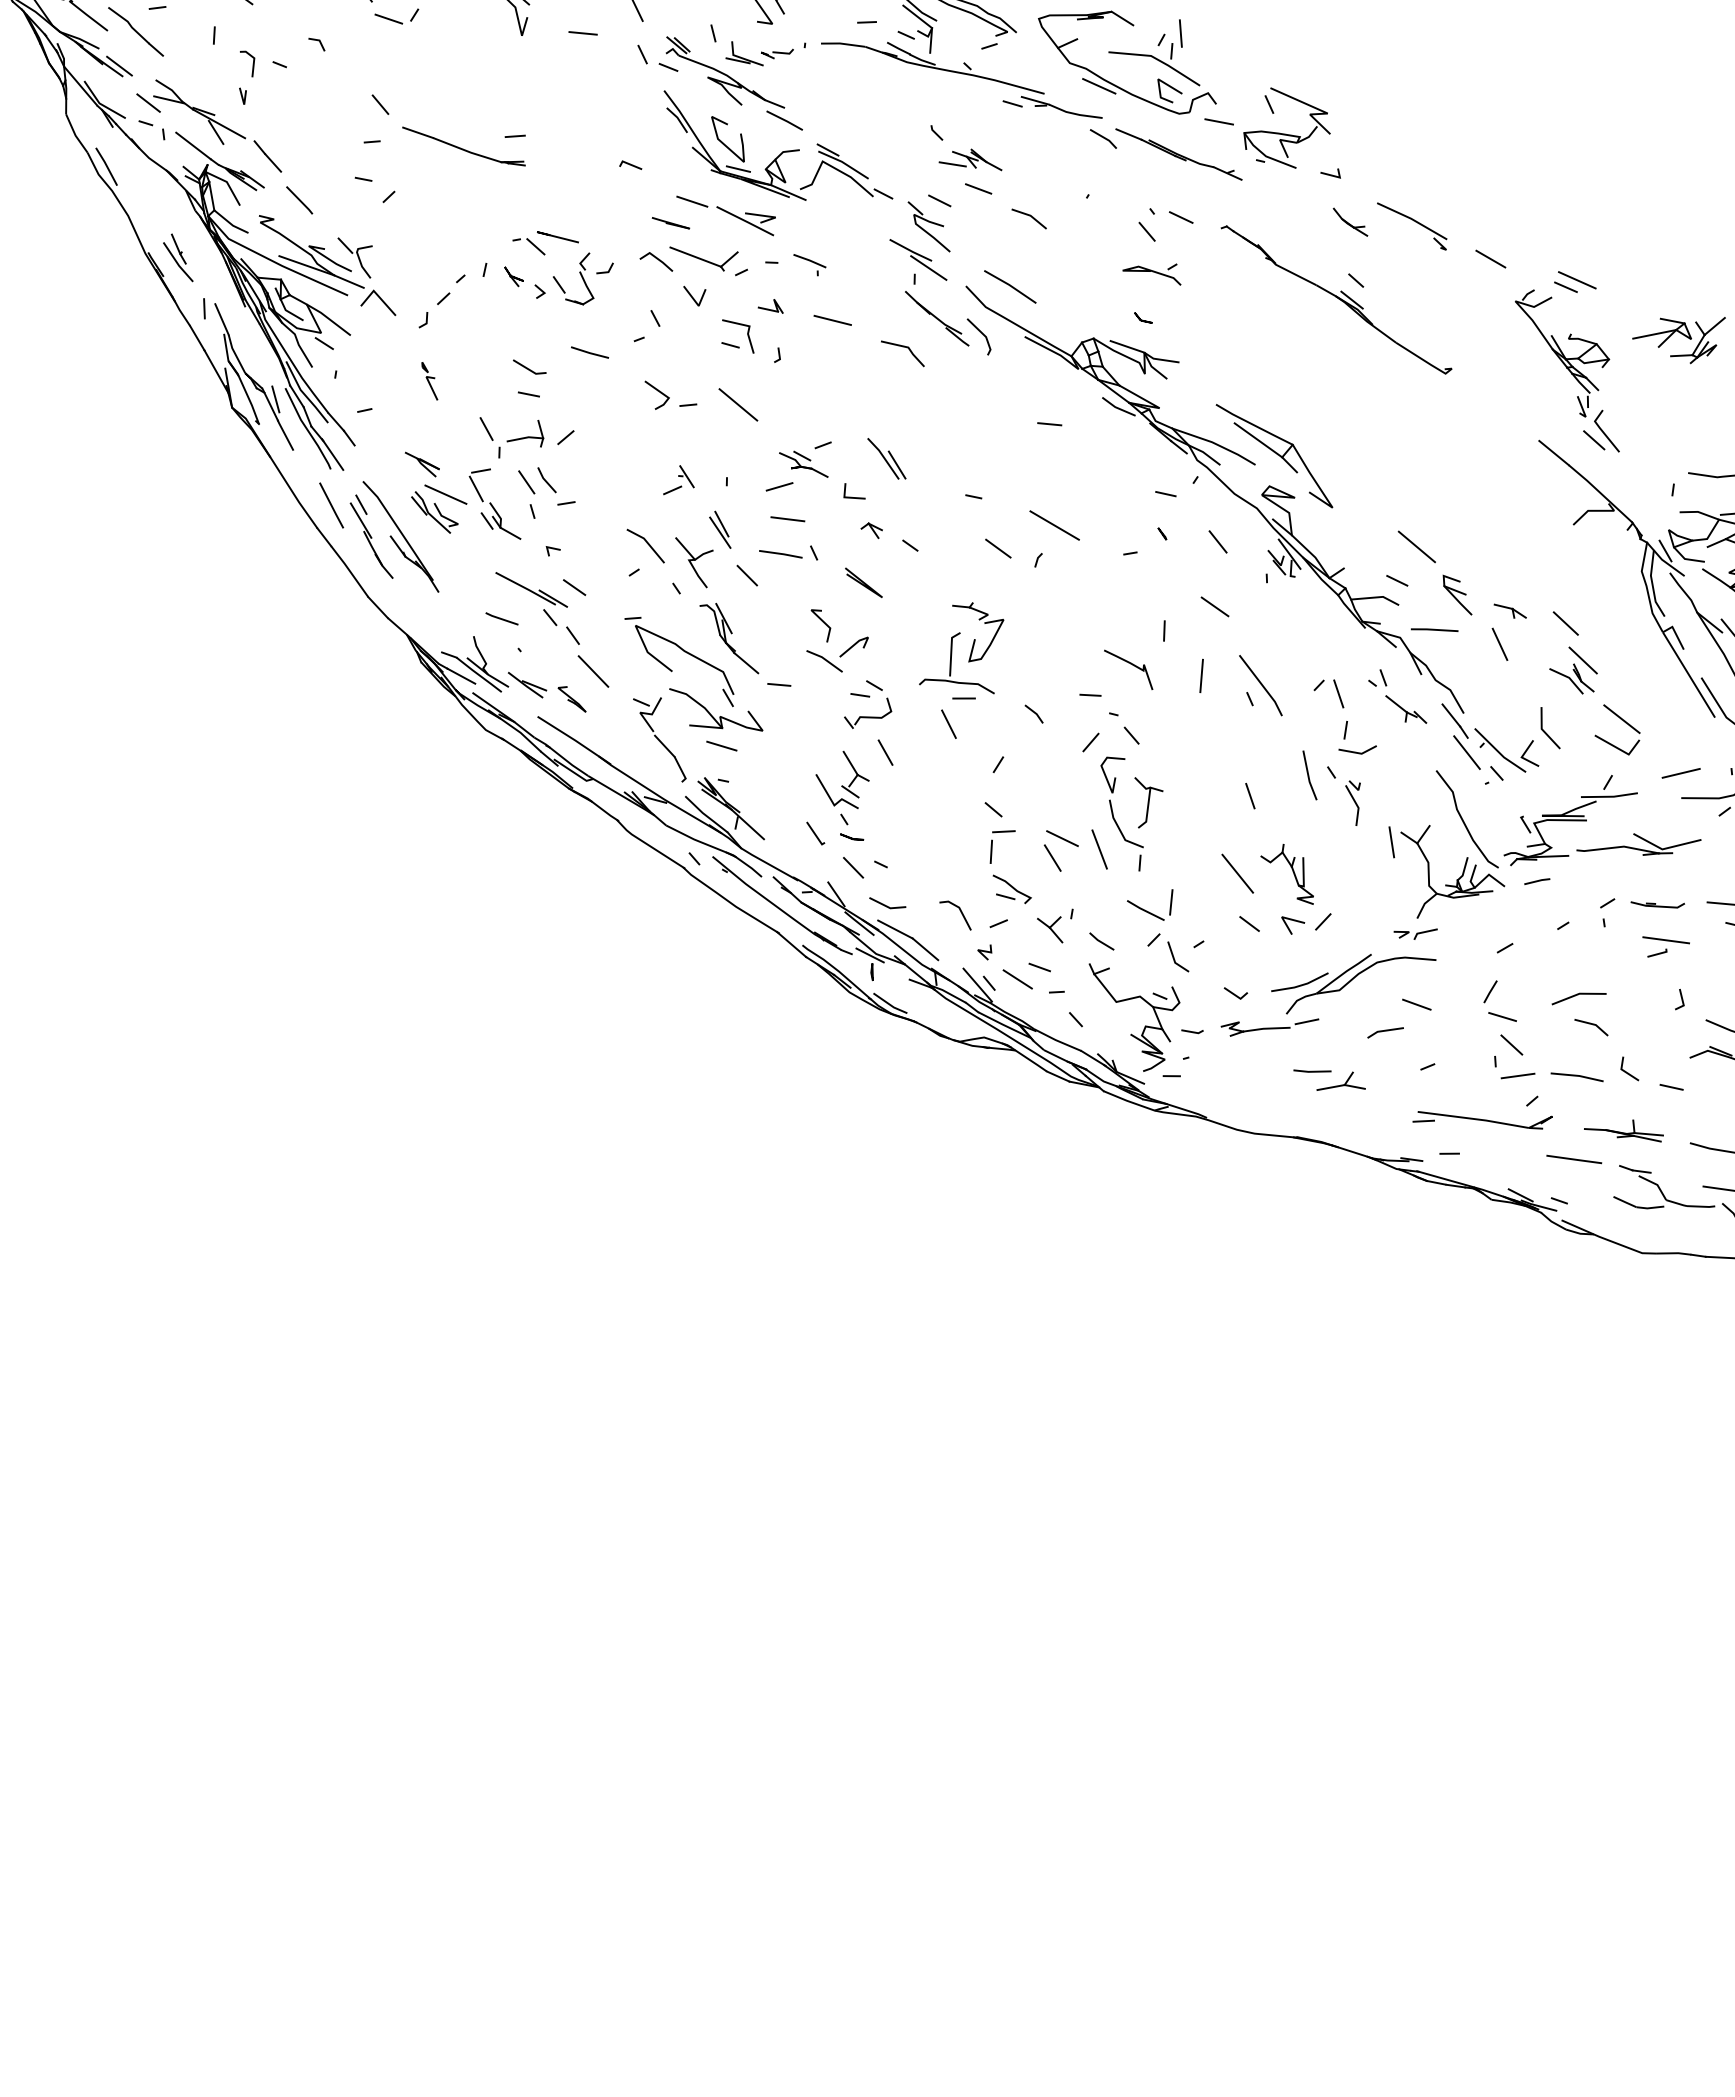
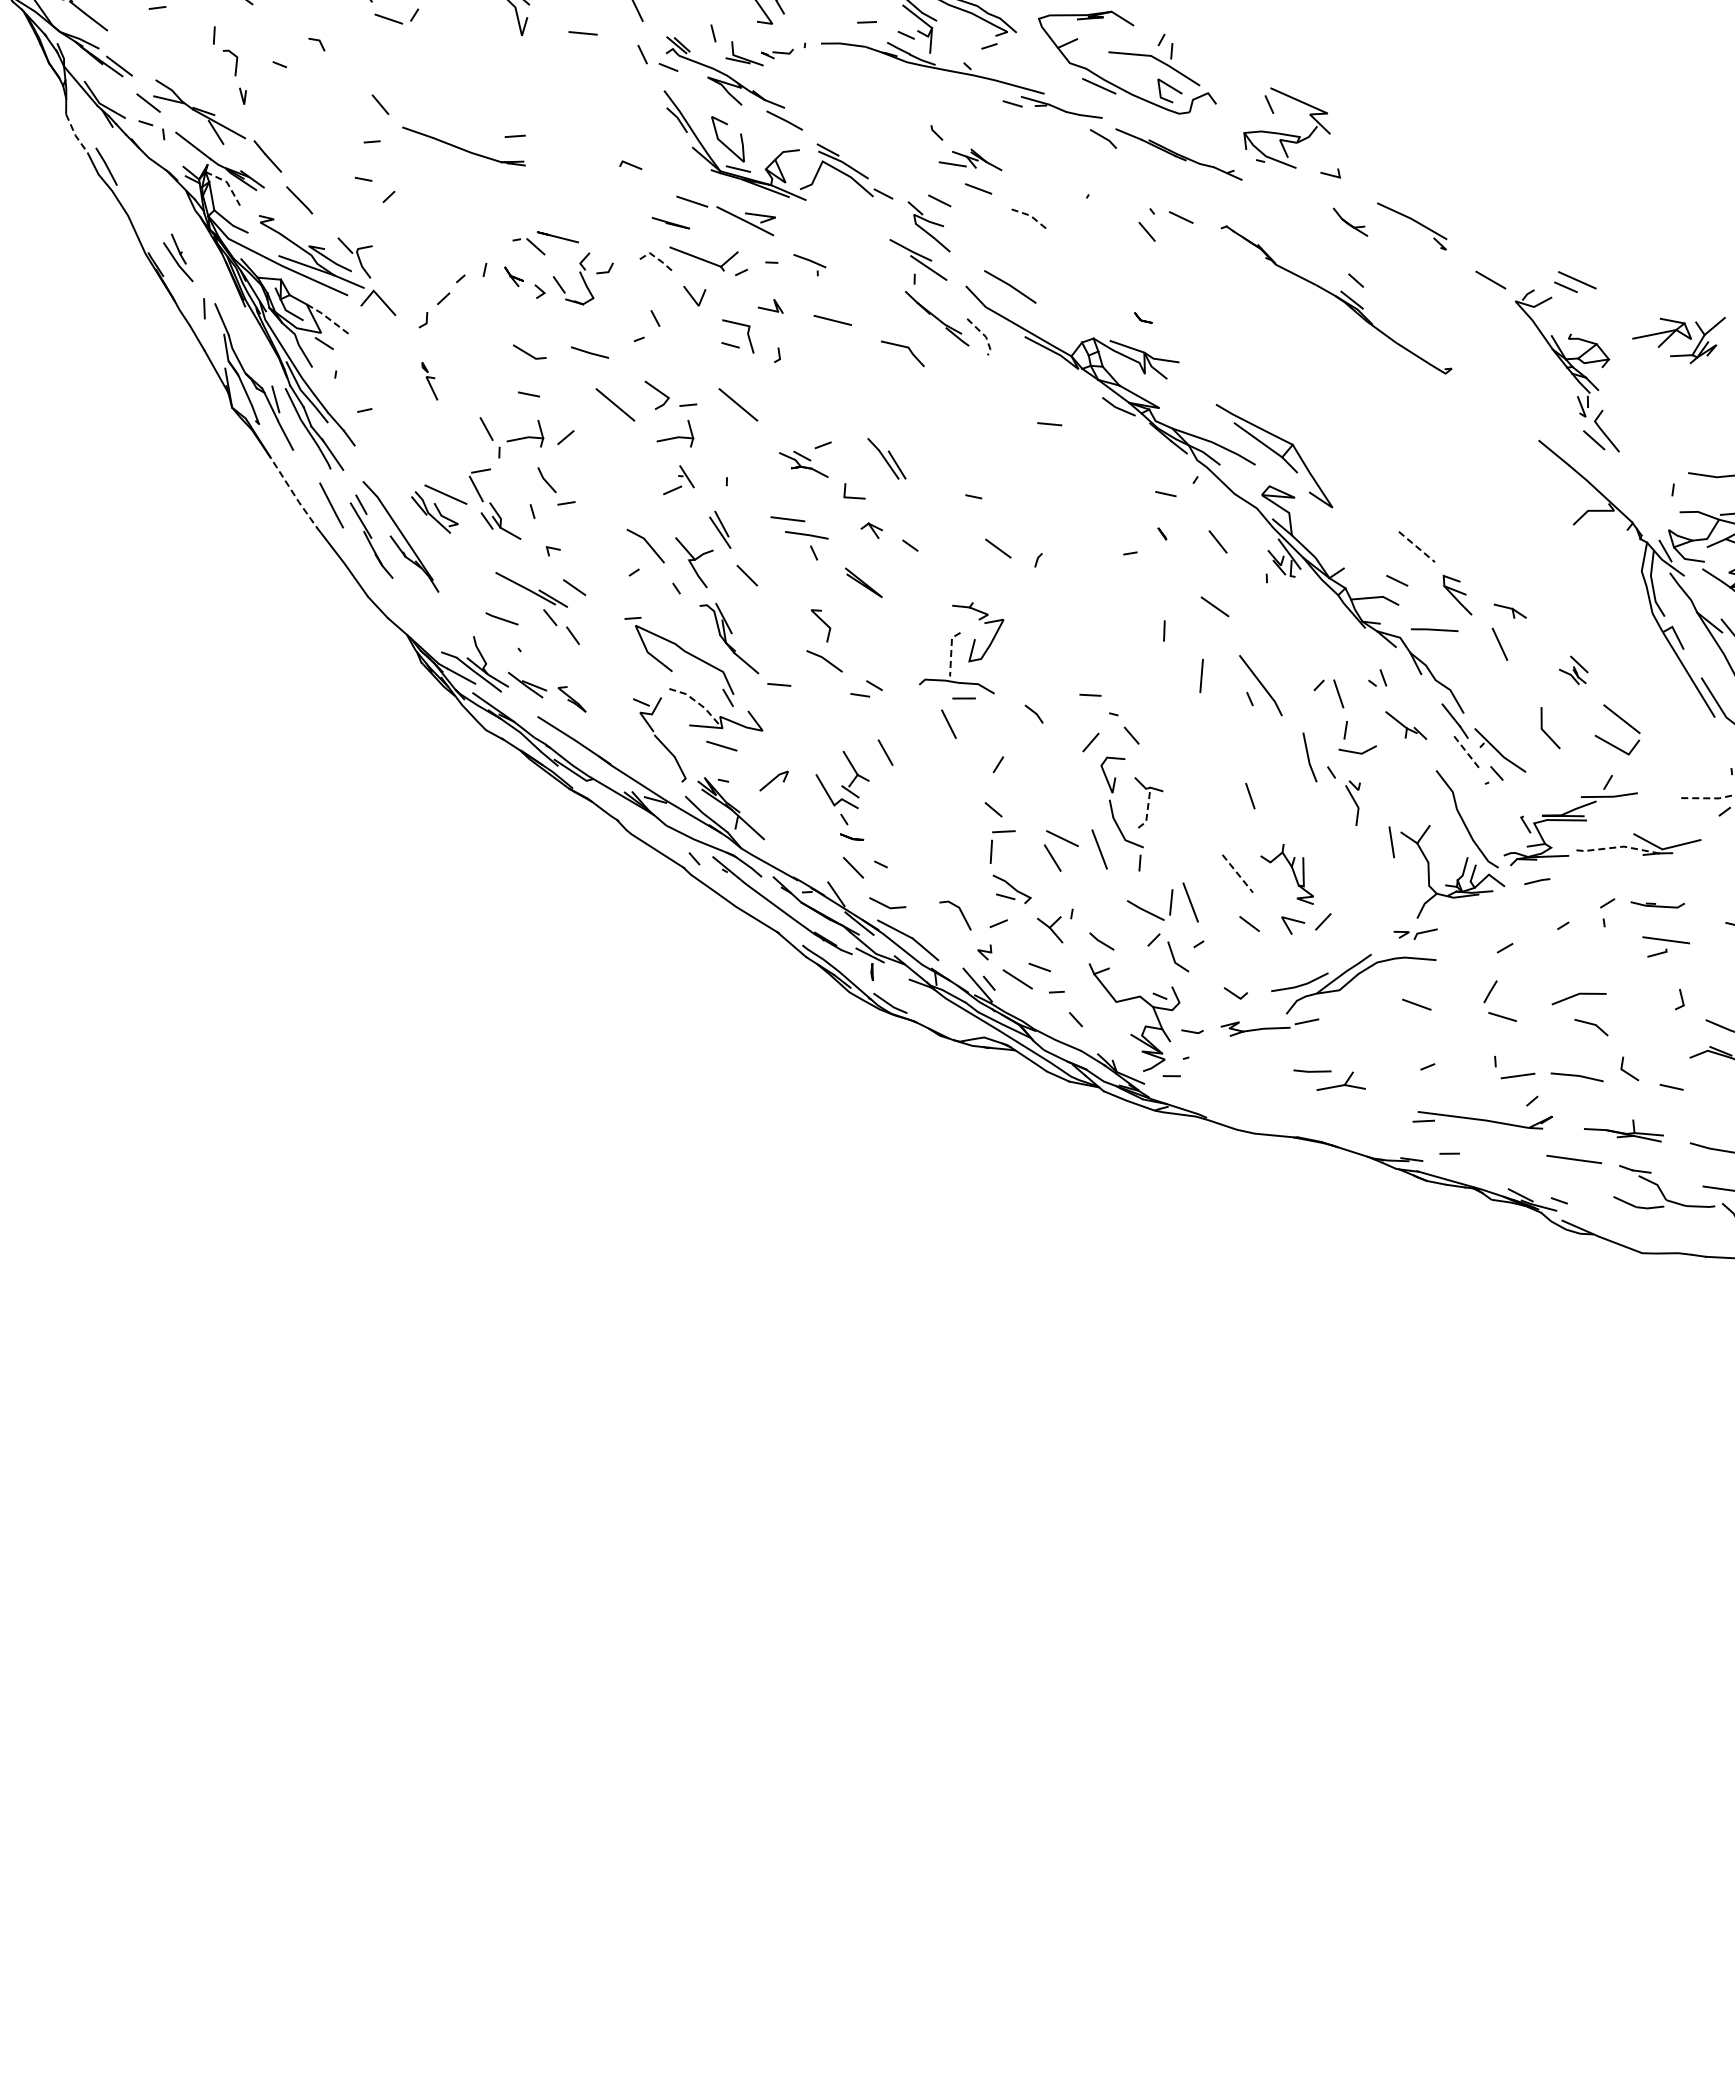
part: present -> none (136, 31)
line: present -> none (1180, 33)
line position: (252, 63) -> (235, 62) (235, 62)
line: present -> none (1219, 121)
line: solid -> dashed (75, 134)
line: solid -> dashed (227, 183)
line: solid -> dashed (1030, 215)
line: solid -> dashed (657, 258)
line position: (1490, 258) -> (1490, 279) (1490, 279)
part: present -> none (1151, 274)
line: solid -> dashed (328, 318)
line: solid -> dashed (984, 335)
line position: (529, 368) -> (529, 353) (529, 353)
line: none -> present (615, 404)
part: none -> present (675, 433)
part: present -> none (421, 464)
line: present -> none (526, 482)
line: present -> none (779, 486)
line: solid -> dashed (292, 491)
line: present -> none (1054, 525)
line: solid -> dashed (1416, 546)
line position: (780, 554) -> (806, 535) (806, 535)
line: present -> none (1565, 623)
line position: (853, 646) -> (773, 780) (773, 780)
line: solid -> dashed (951, 651)
curve: present -> none (1130, 664)
part size: 49x49 px -> 30x30 px (1573, 669)
line: present -> none (593, 671)
line: solid -> dashed (699, 704)
part position: (1406, 709) -> (1406, 725) (1406, 725)
part: present -> none (868, 712)
line: solid -> dashed (1467, 752)
line: present -> none (1526, 752)
line: present -> none (1680, 772)
line position: (1309, 775) -> (1309, 757) (1309, 757)
line: solid -> dashed (1709, 798)
line: solid -> dashed (1147, 810)
line: present -> none (815, 833)
line: solid -> dashed (1618, 847)
line: solid -> dashed (1238, 874)
line: none -> present (1190, 902)
line: present -> none (1719, 903)
line: present -> none (1385, 1031)
line: present -> none (1511, 1044)
